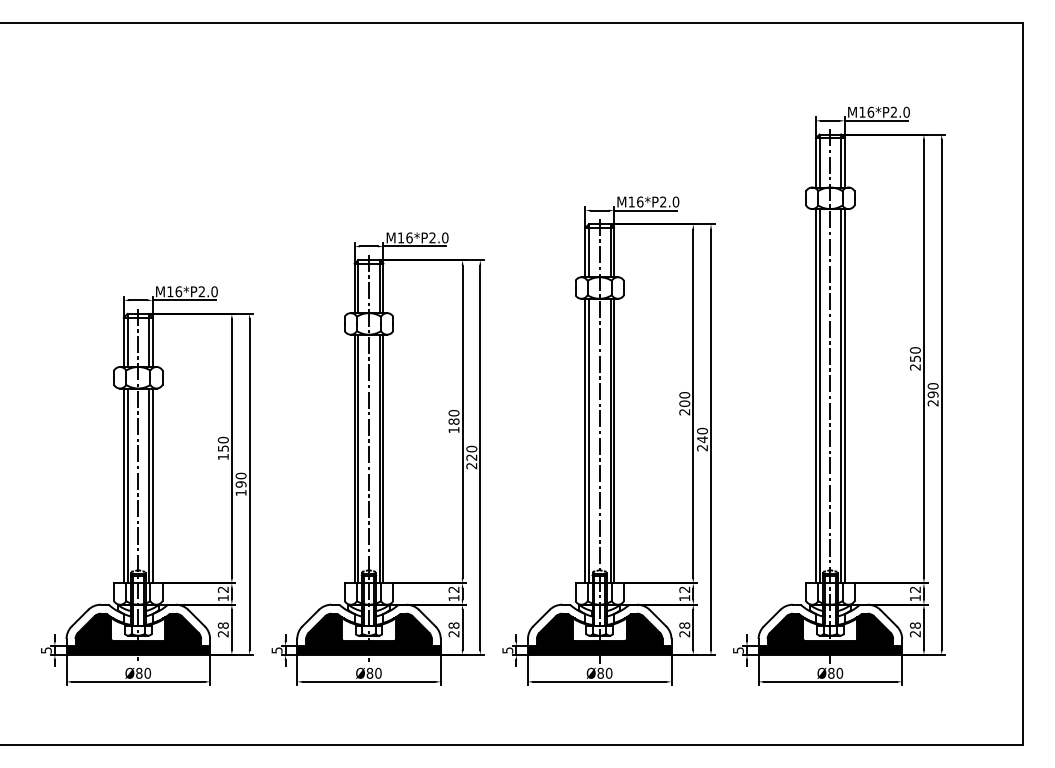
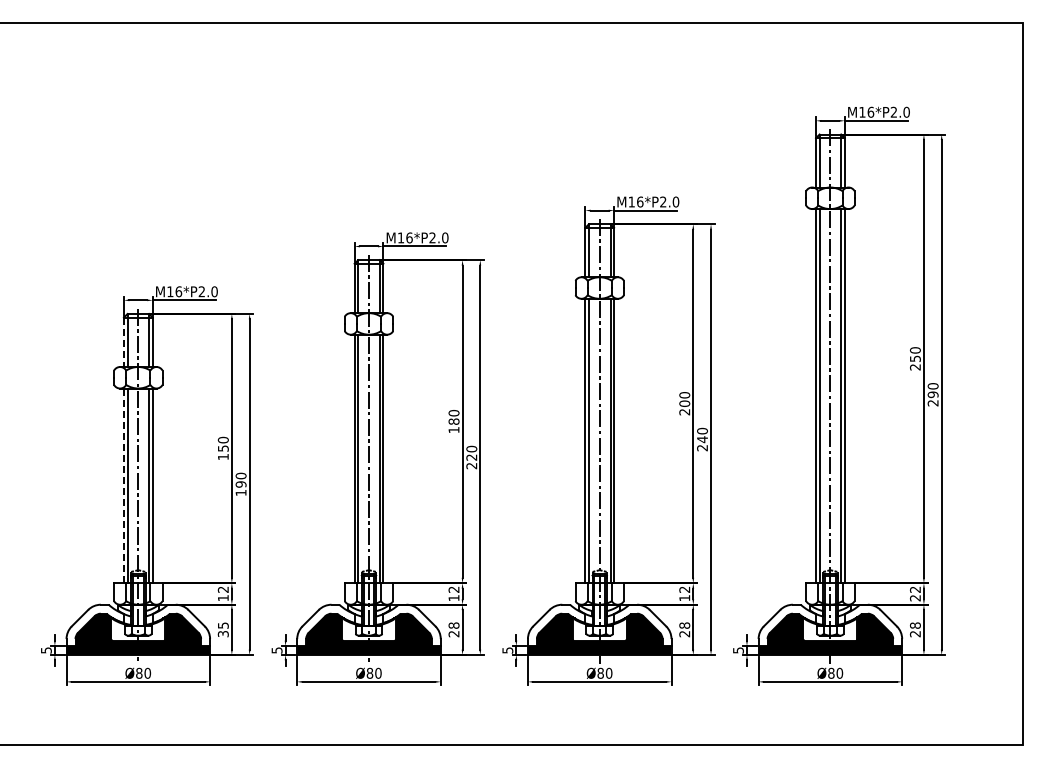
line: solid -> dashed (123, 342)
line: solid -> dashed (123, 486)
text: 12 -> 22 (914, 598)
text: 28 -> 35 (222, 629)
